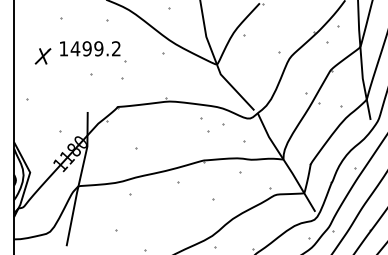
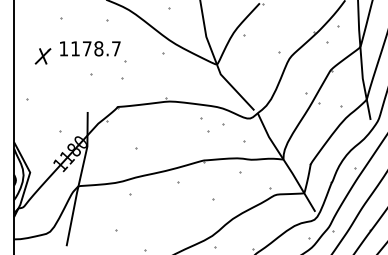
text: 1499.2 -> 1178.7 (95, 48)
